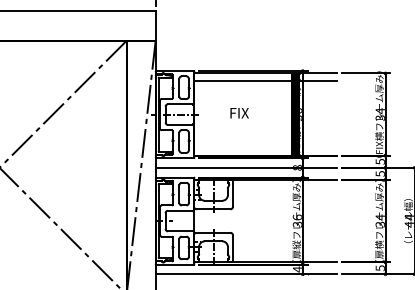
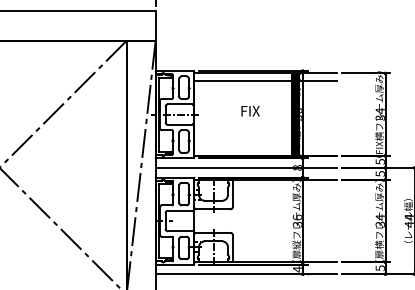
text position: (239, 113) -> (250, 111) (250, 111)
